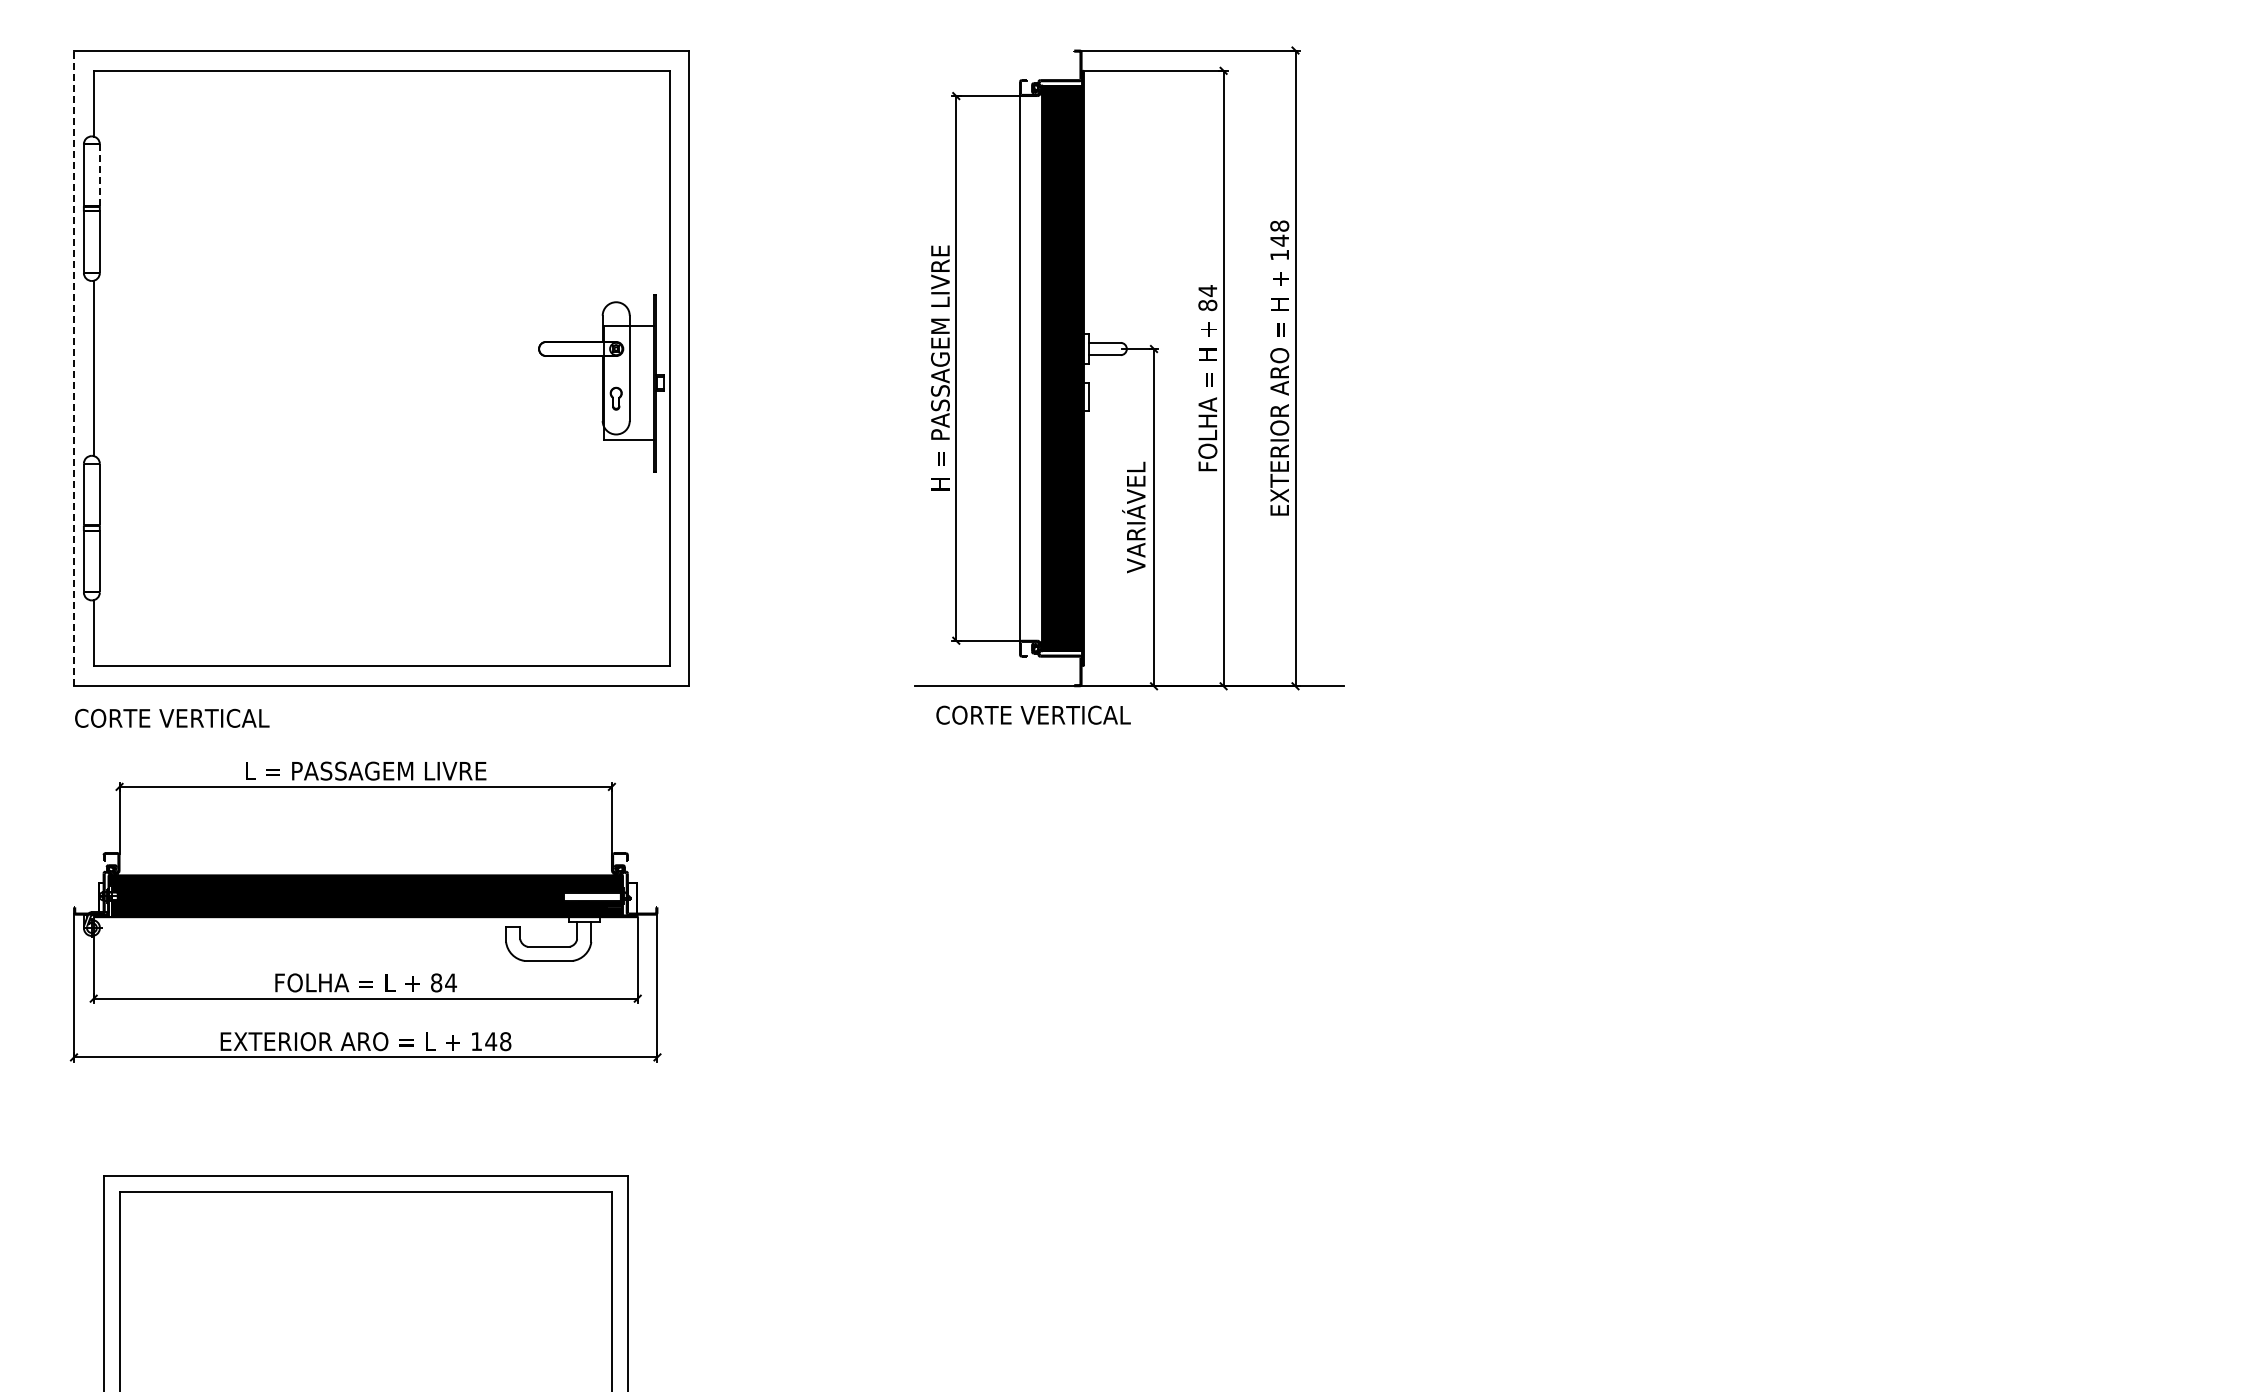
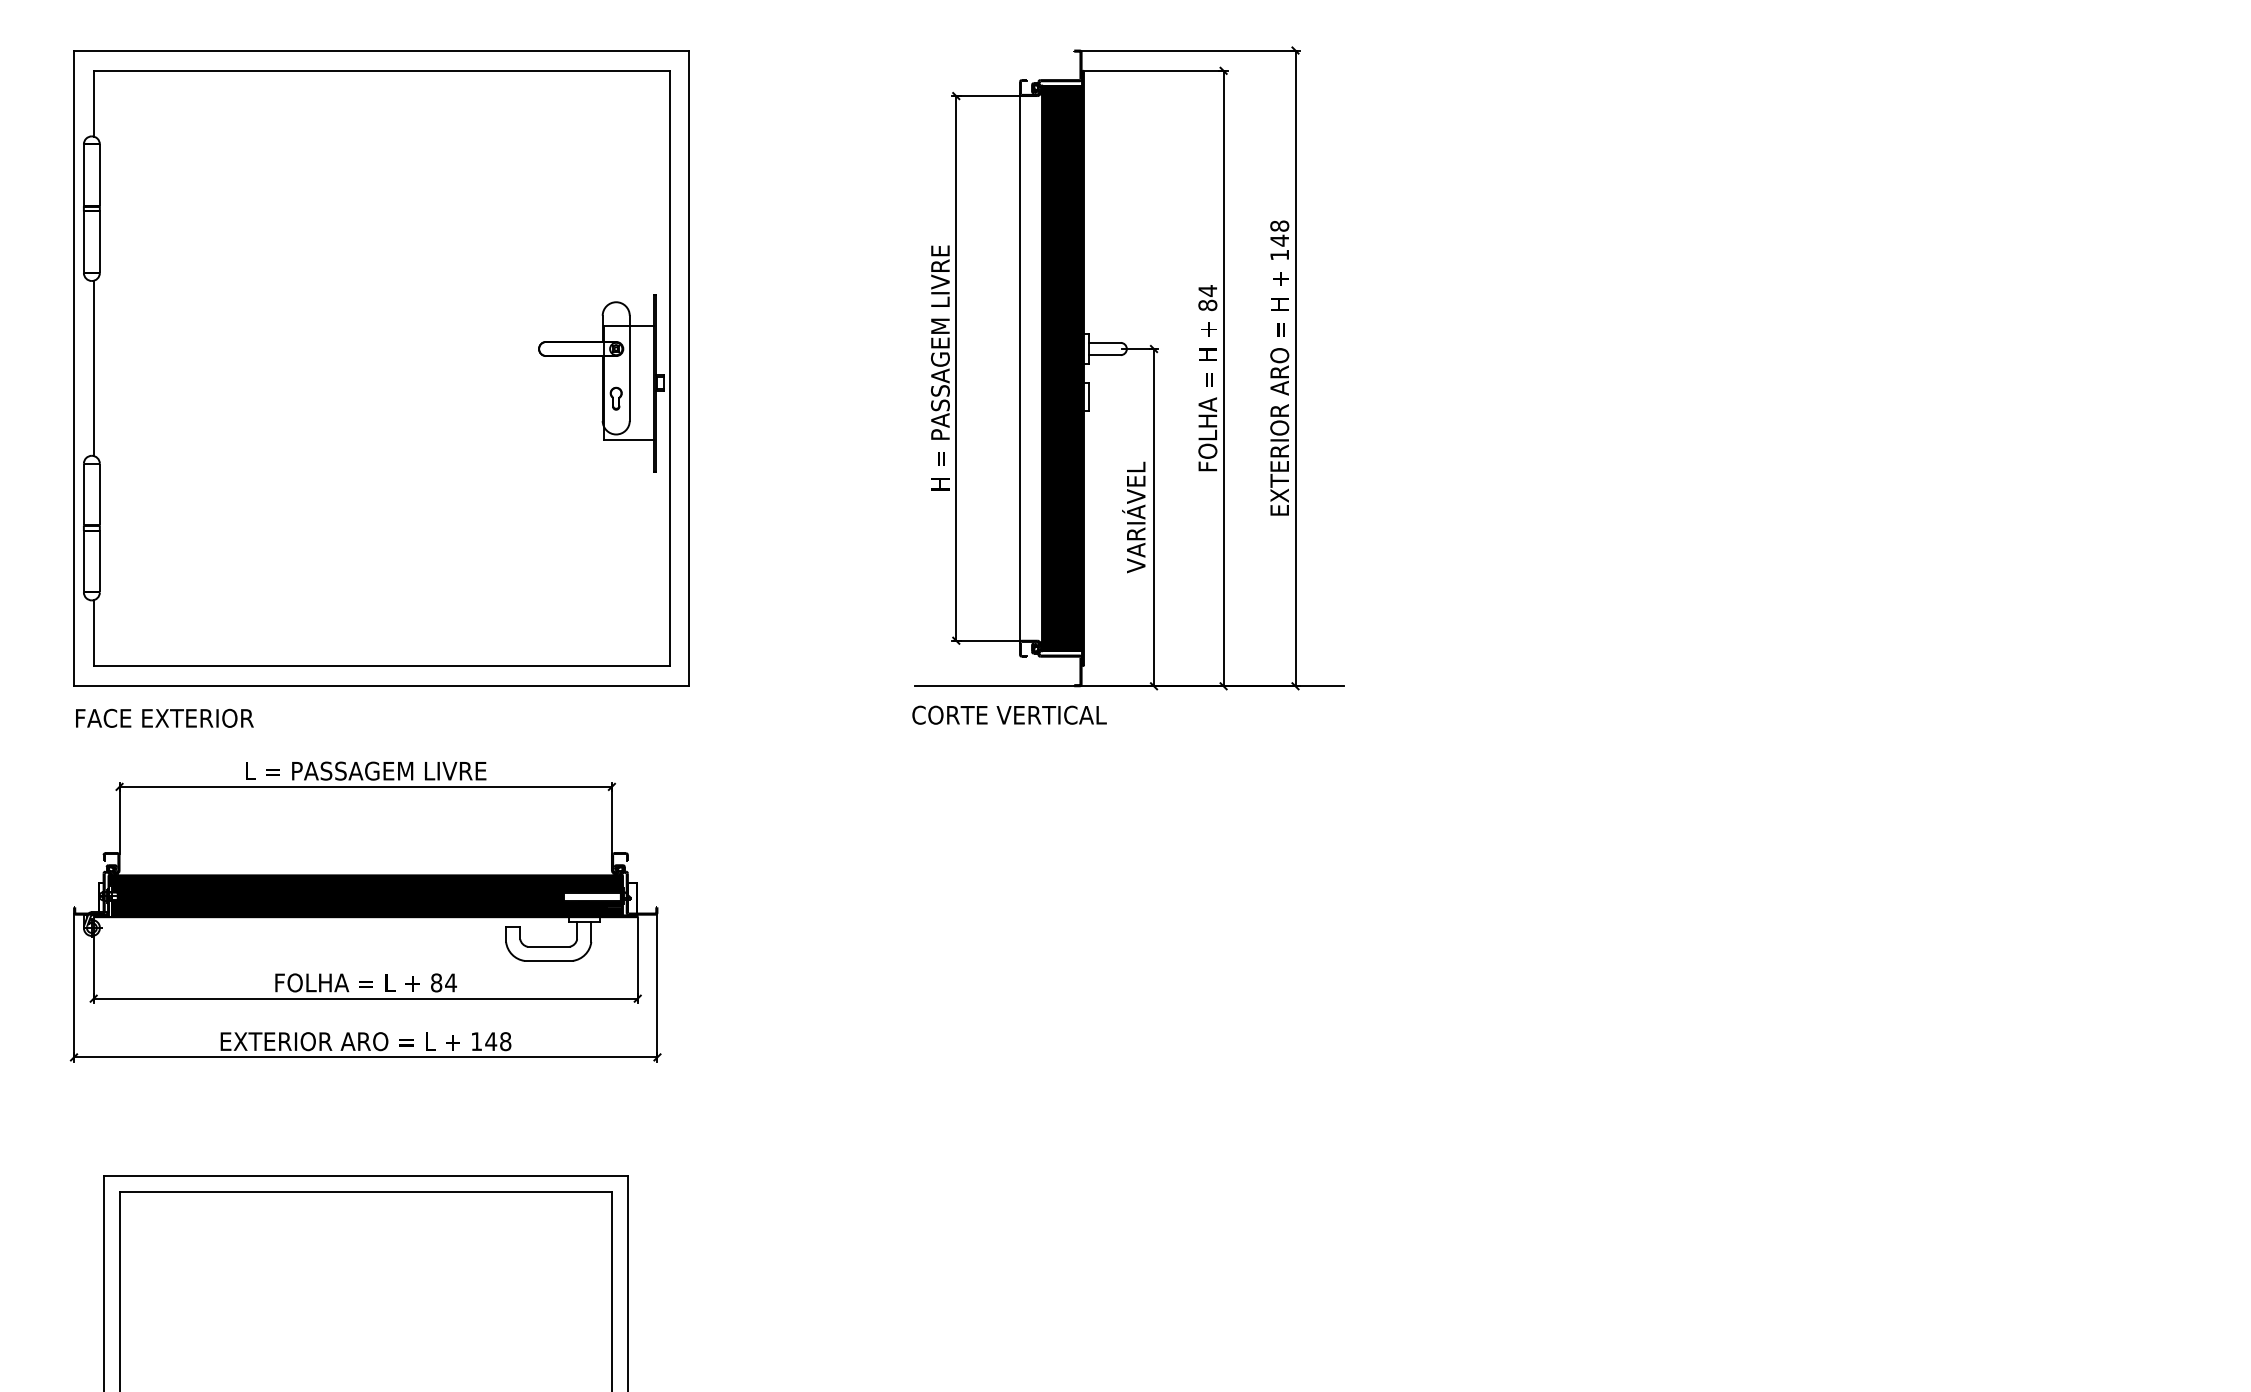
line: dashed -> solid (99, 175)
line: dashed -> solid (74, 368)
text position: (1033, 714) -> (1009, 714) (1009, 714)
text: CORTE VERTICAL -> FACE EXTERIOR (172, 717)
